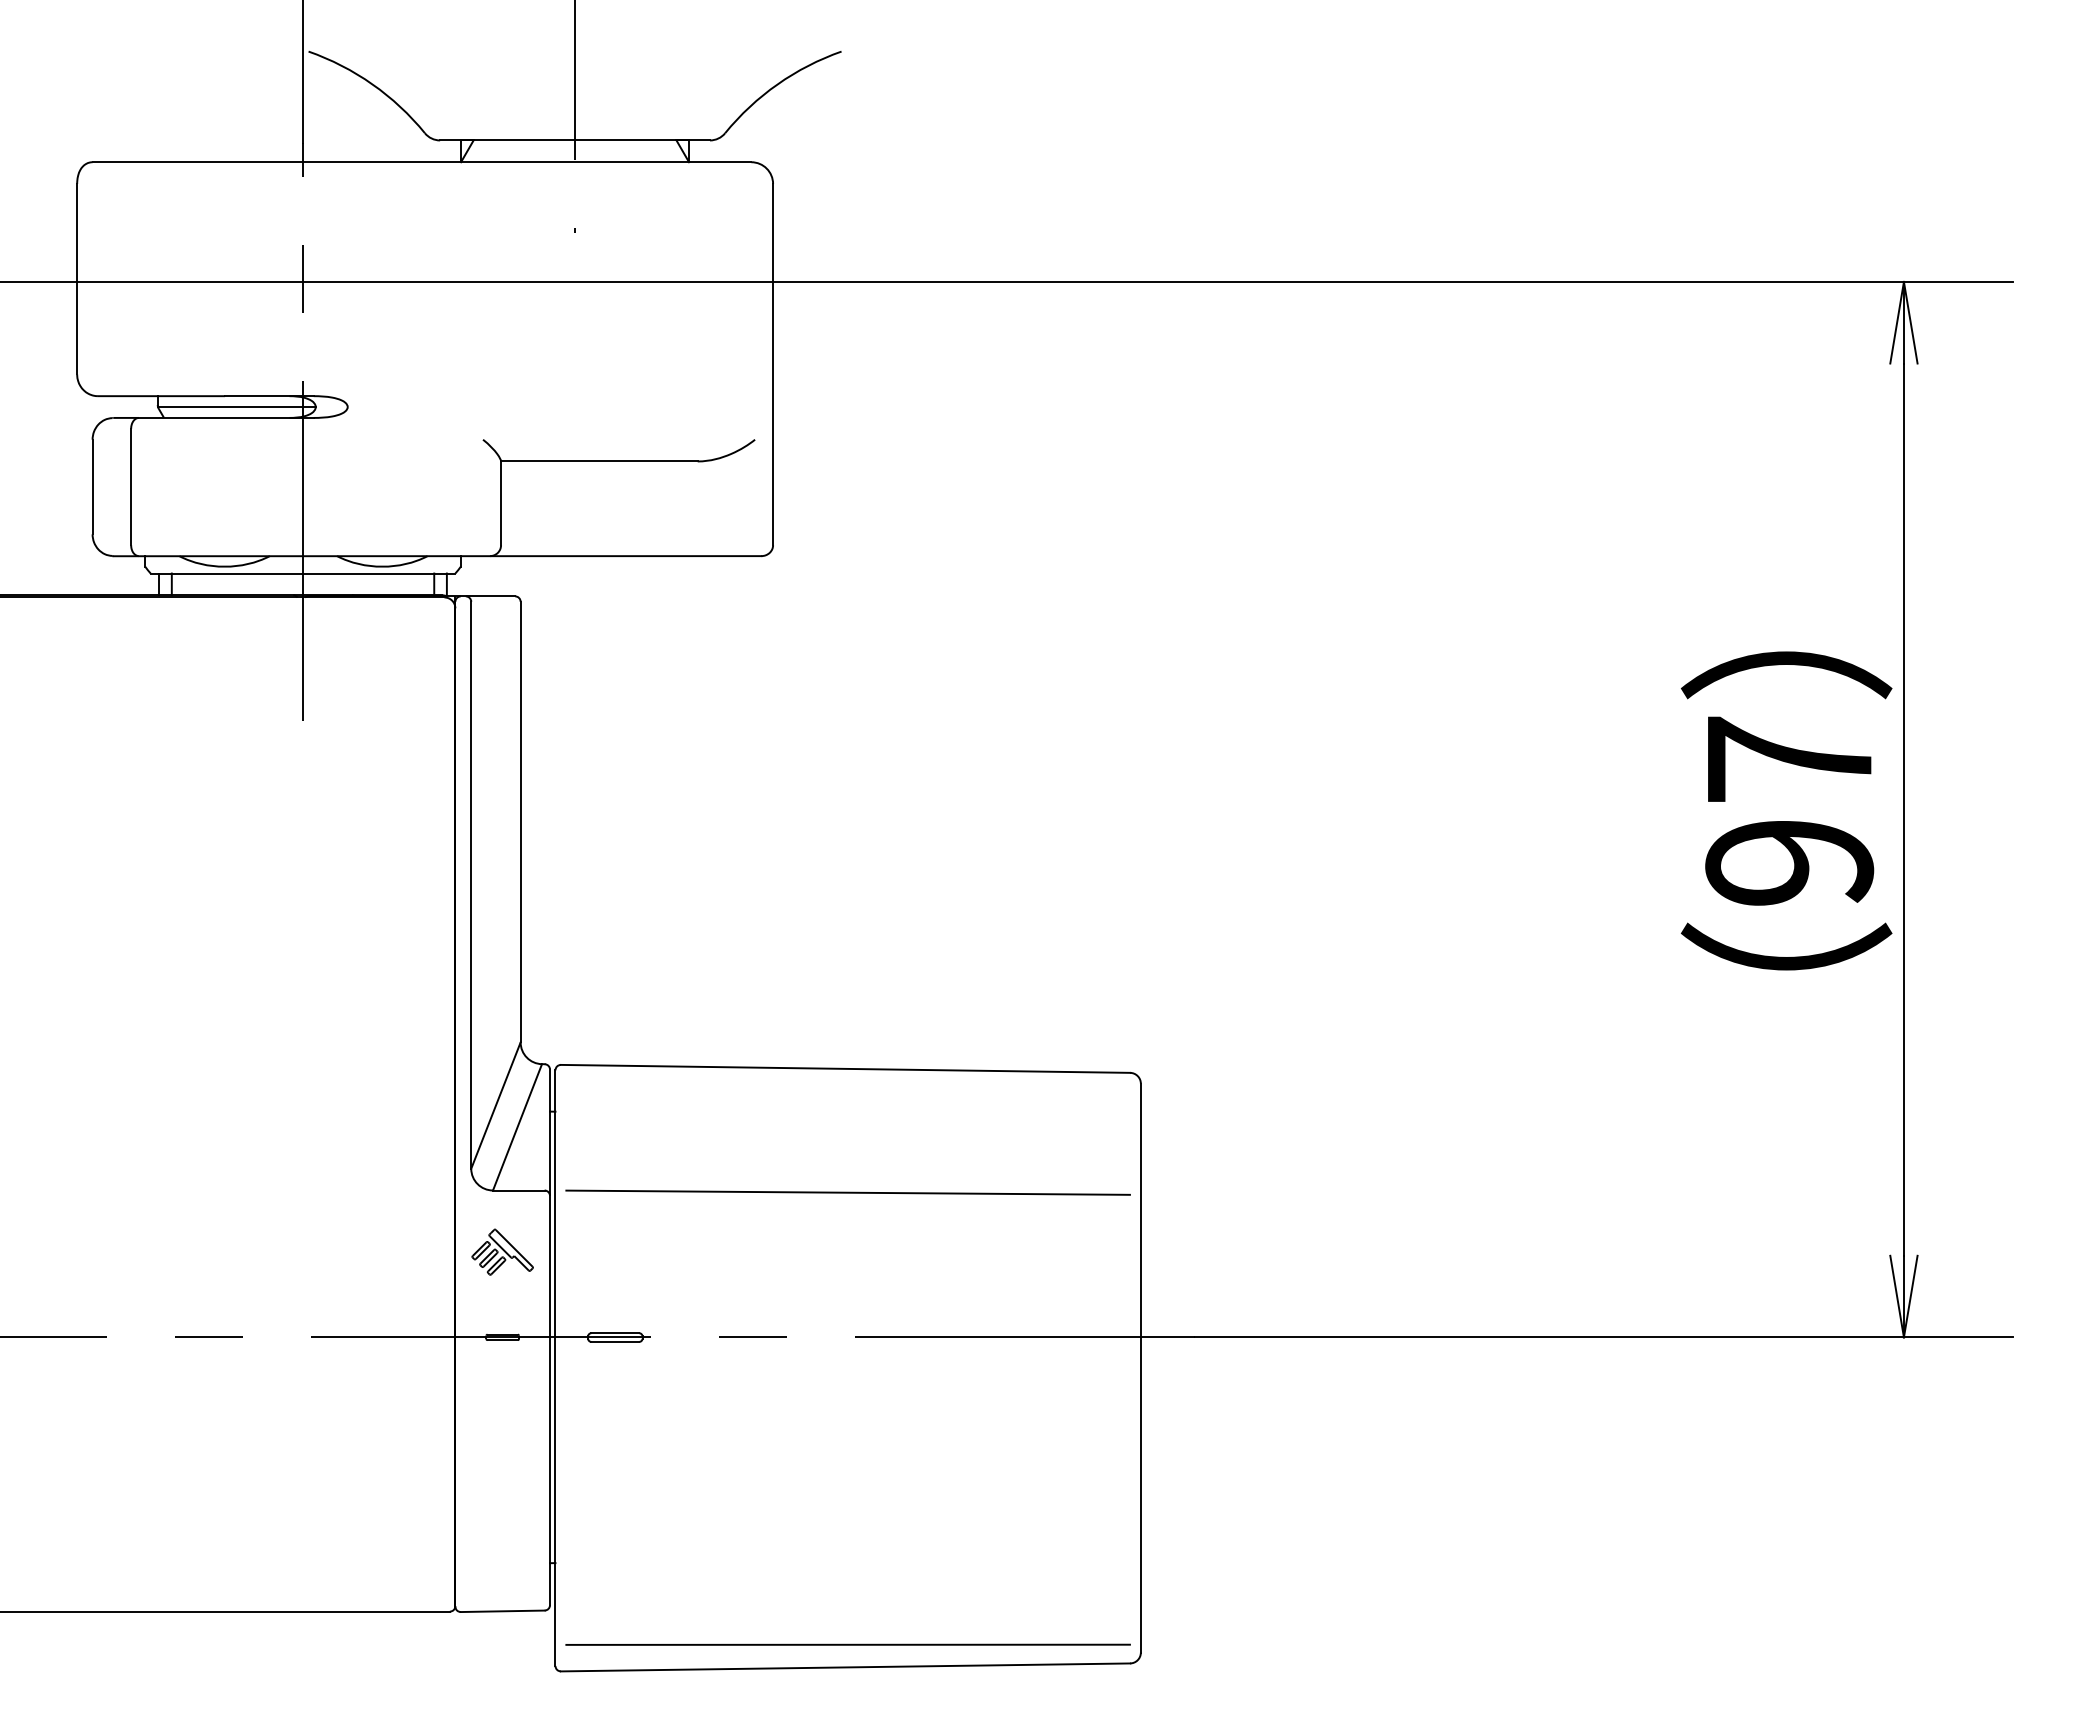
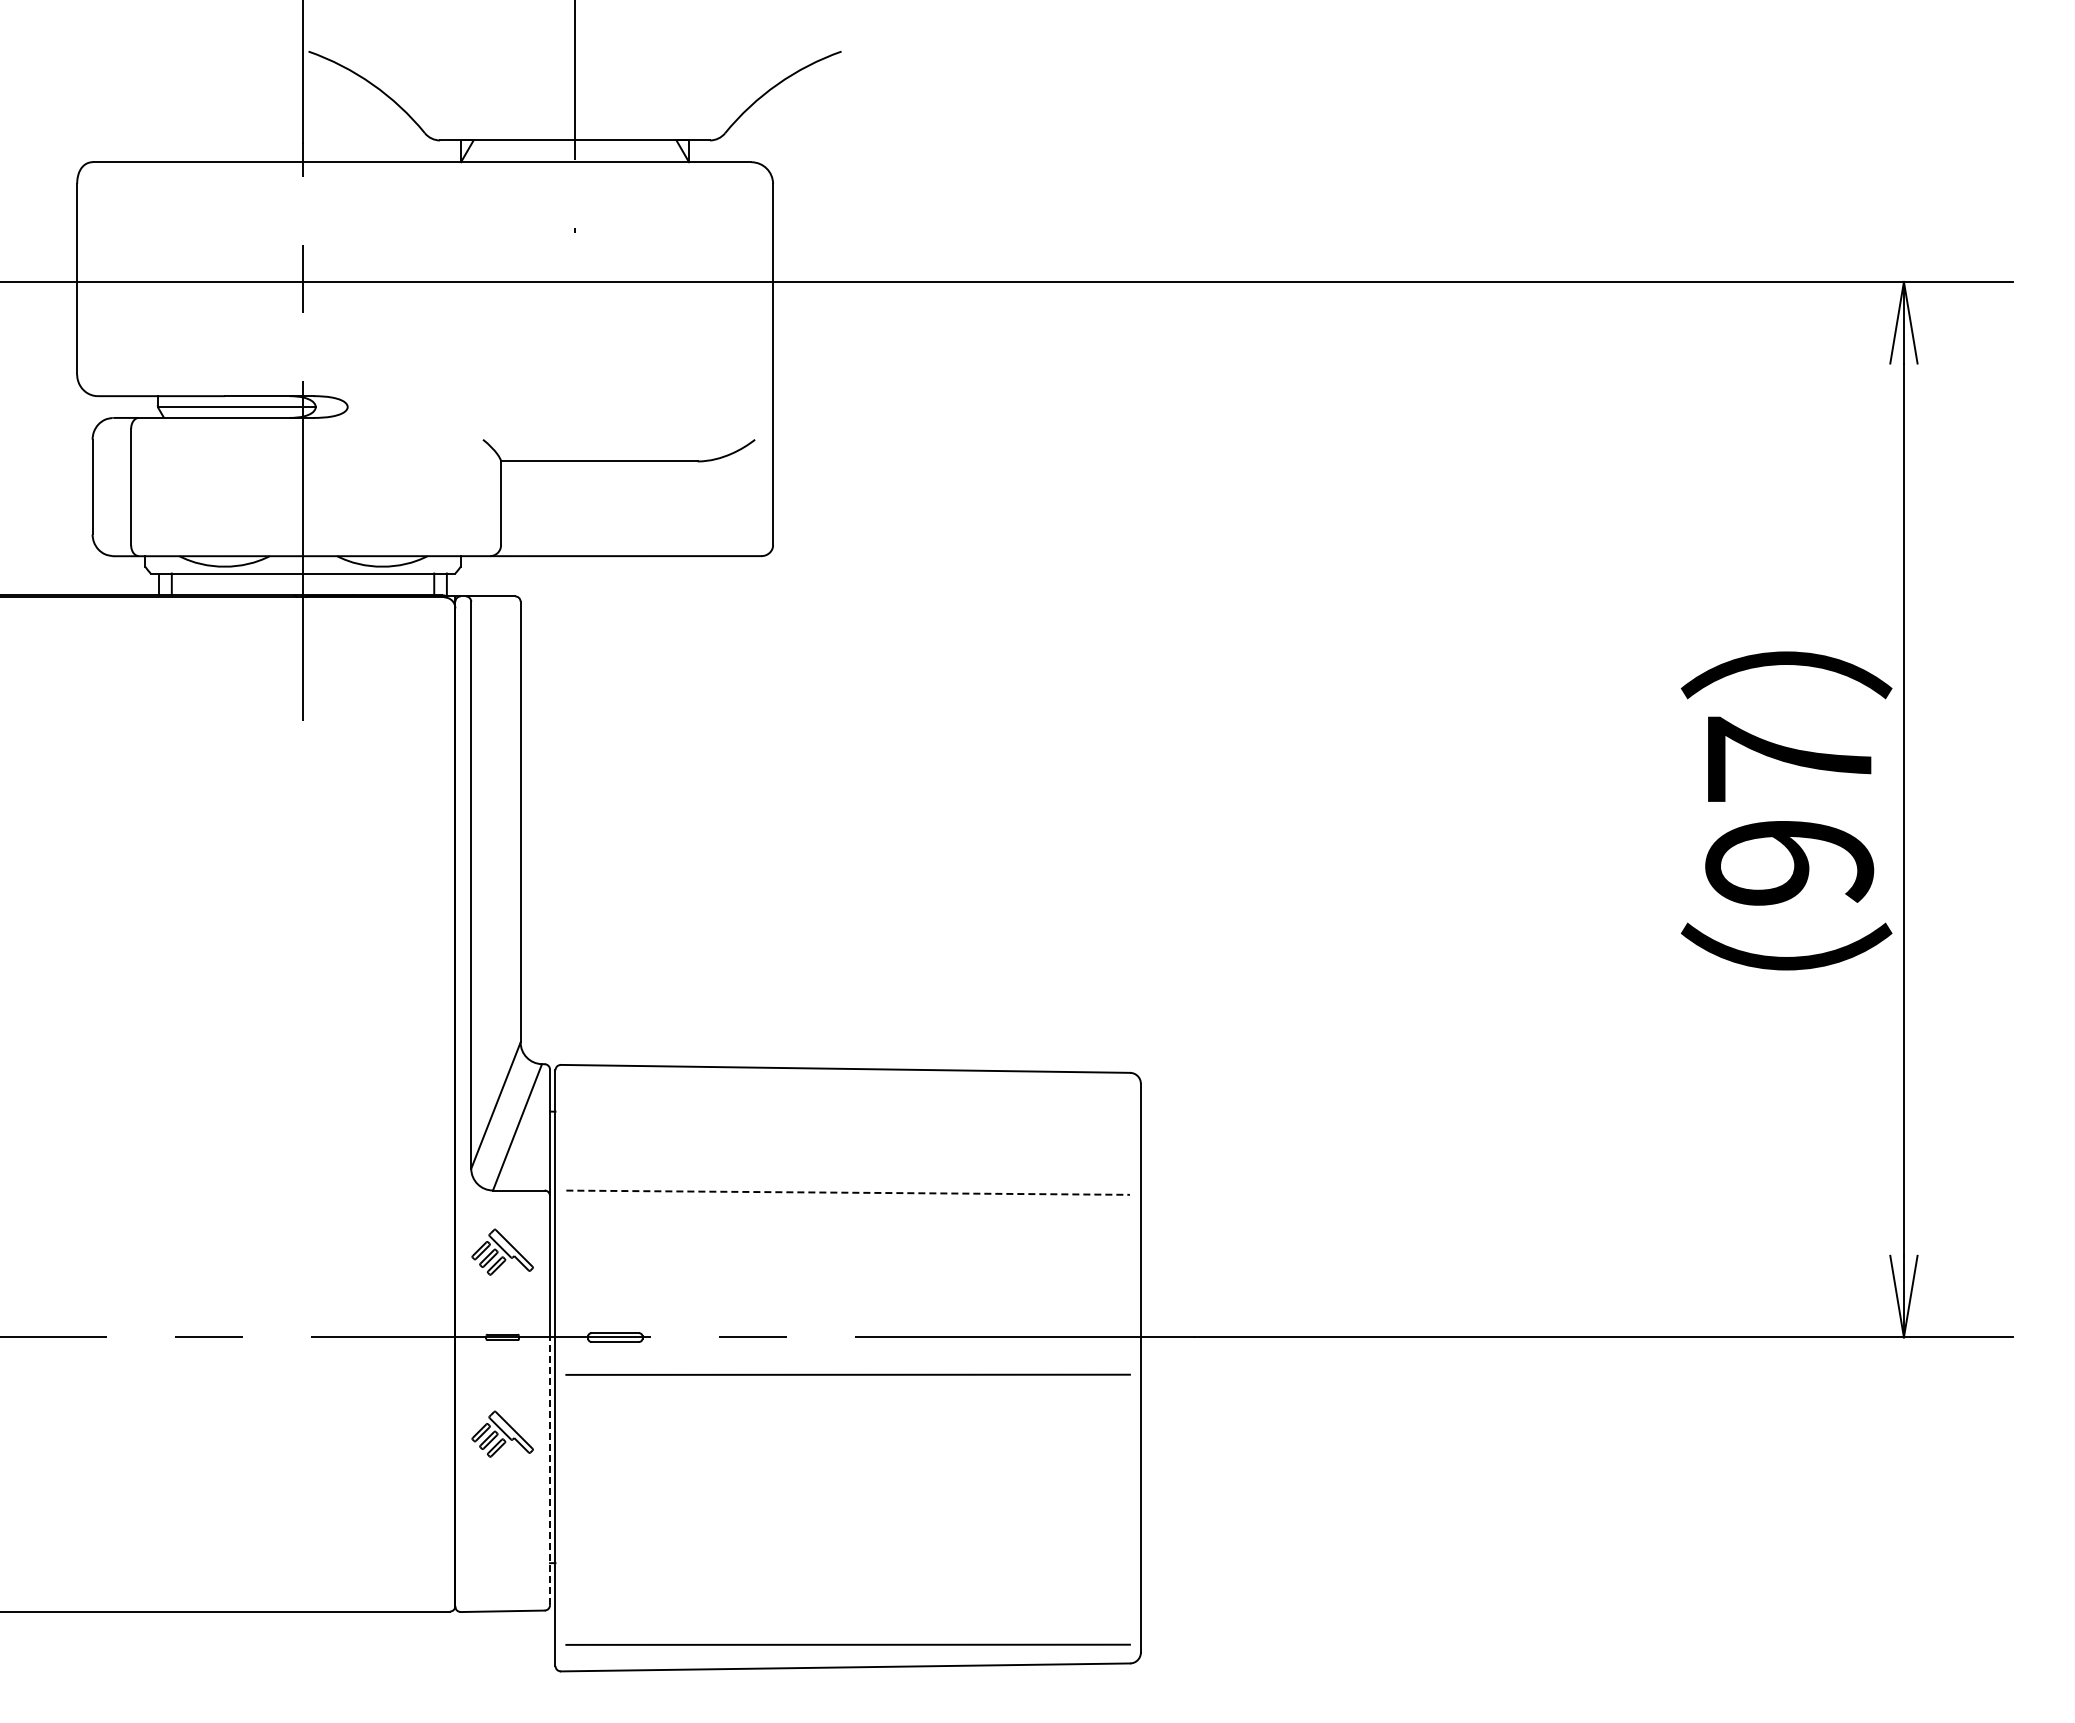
line: solid -> dashed (848, 1192)
line: none -> present (847, 1374)
part: none -> present (502, 1433)
line: solid -> dashed (550, 1471)
